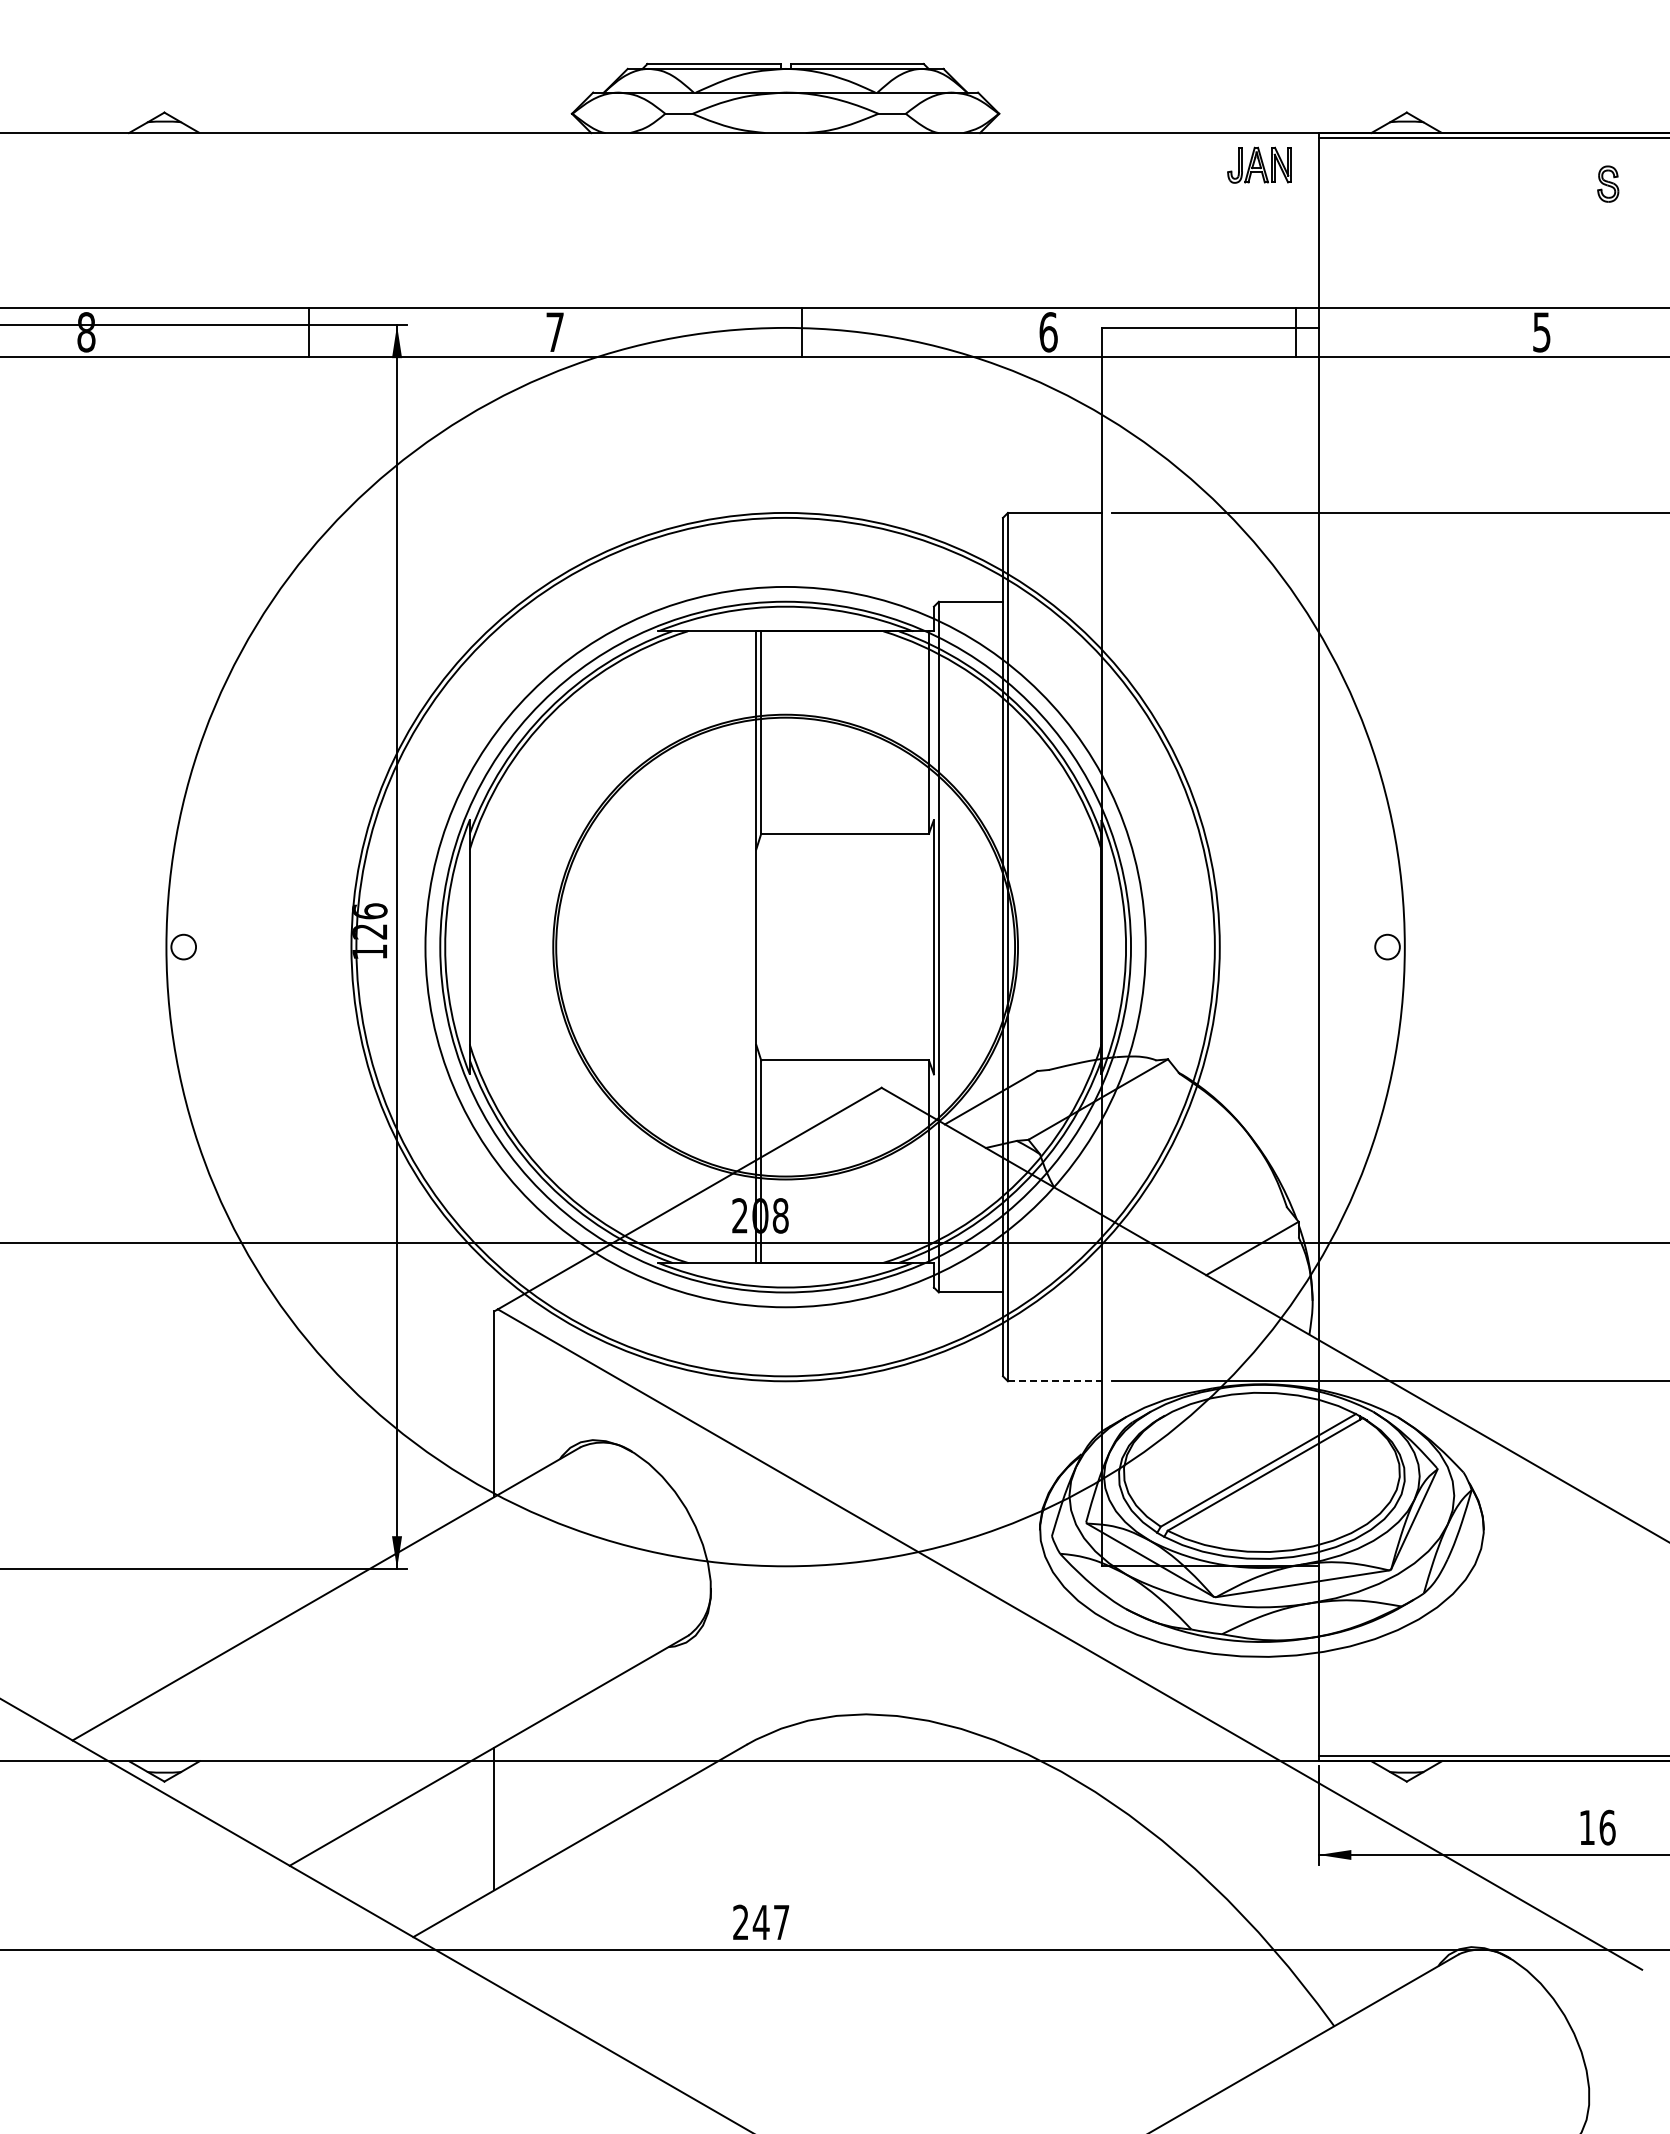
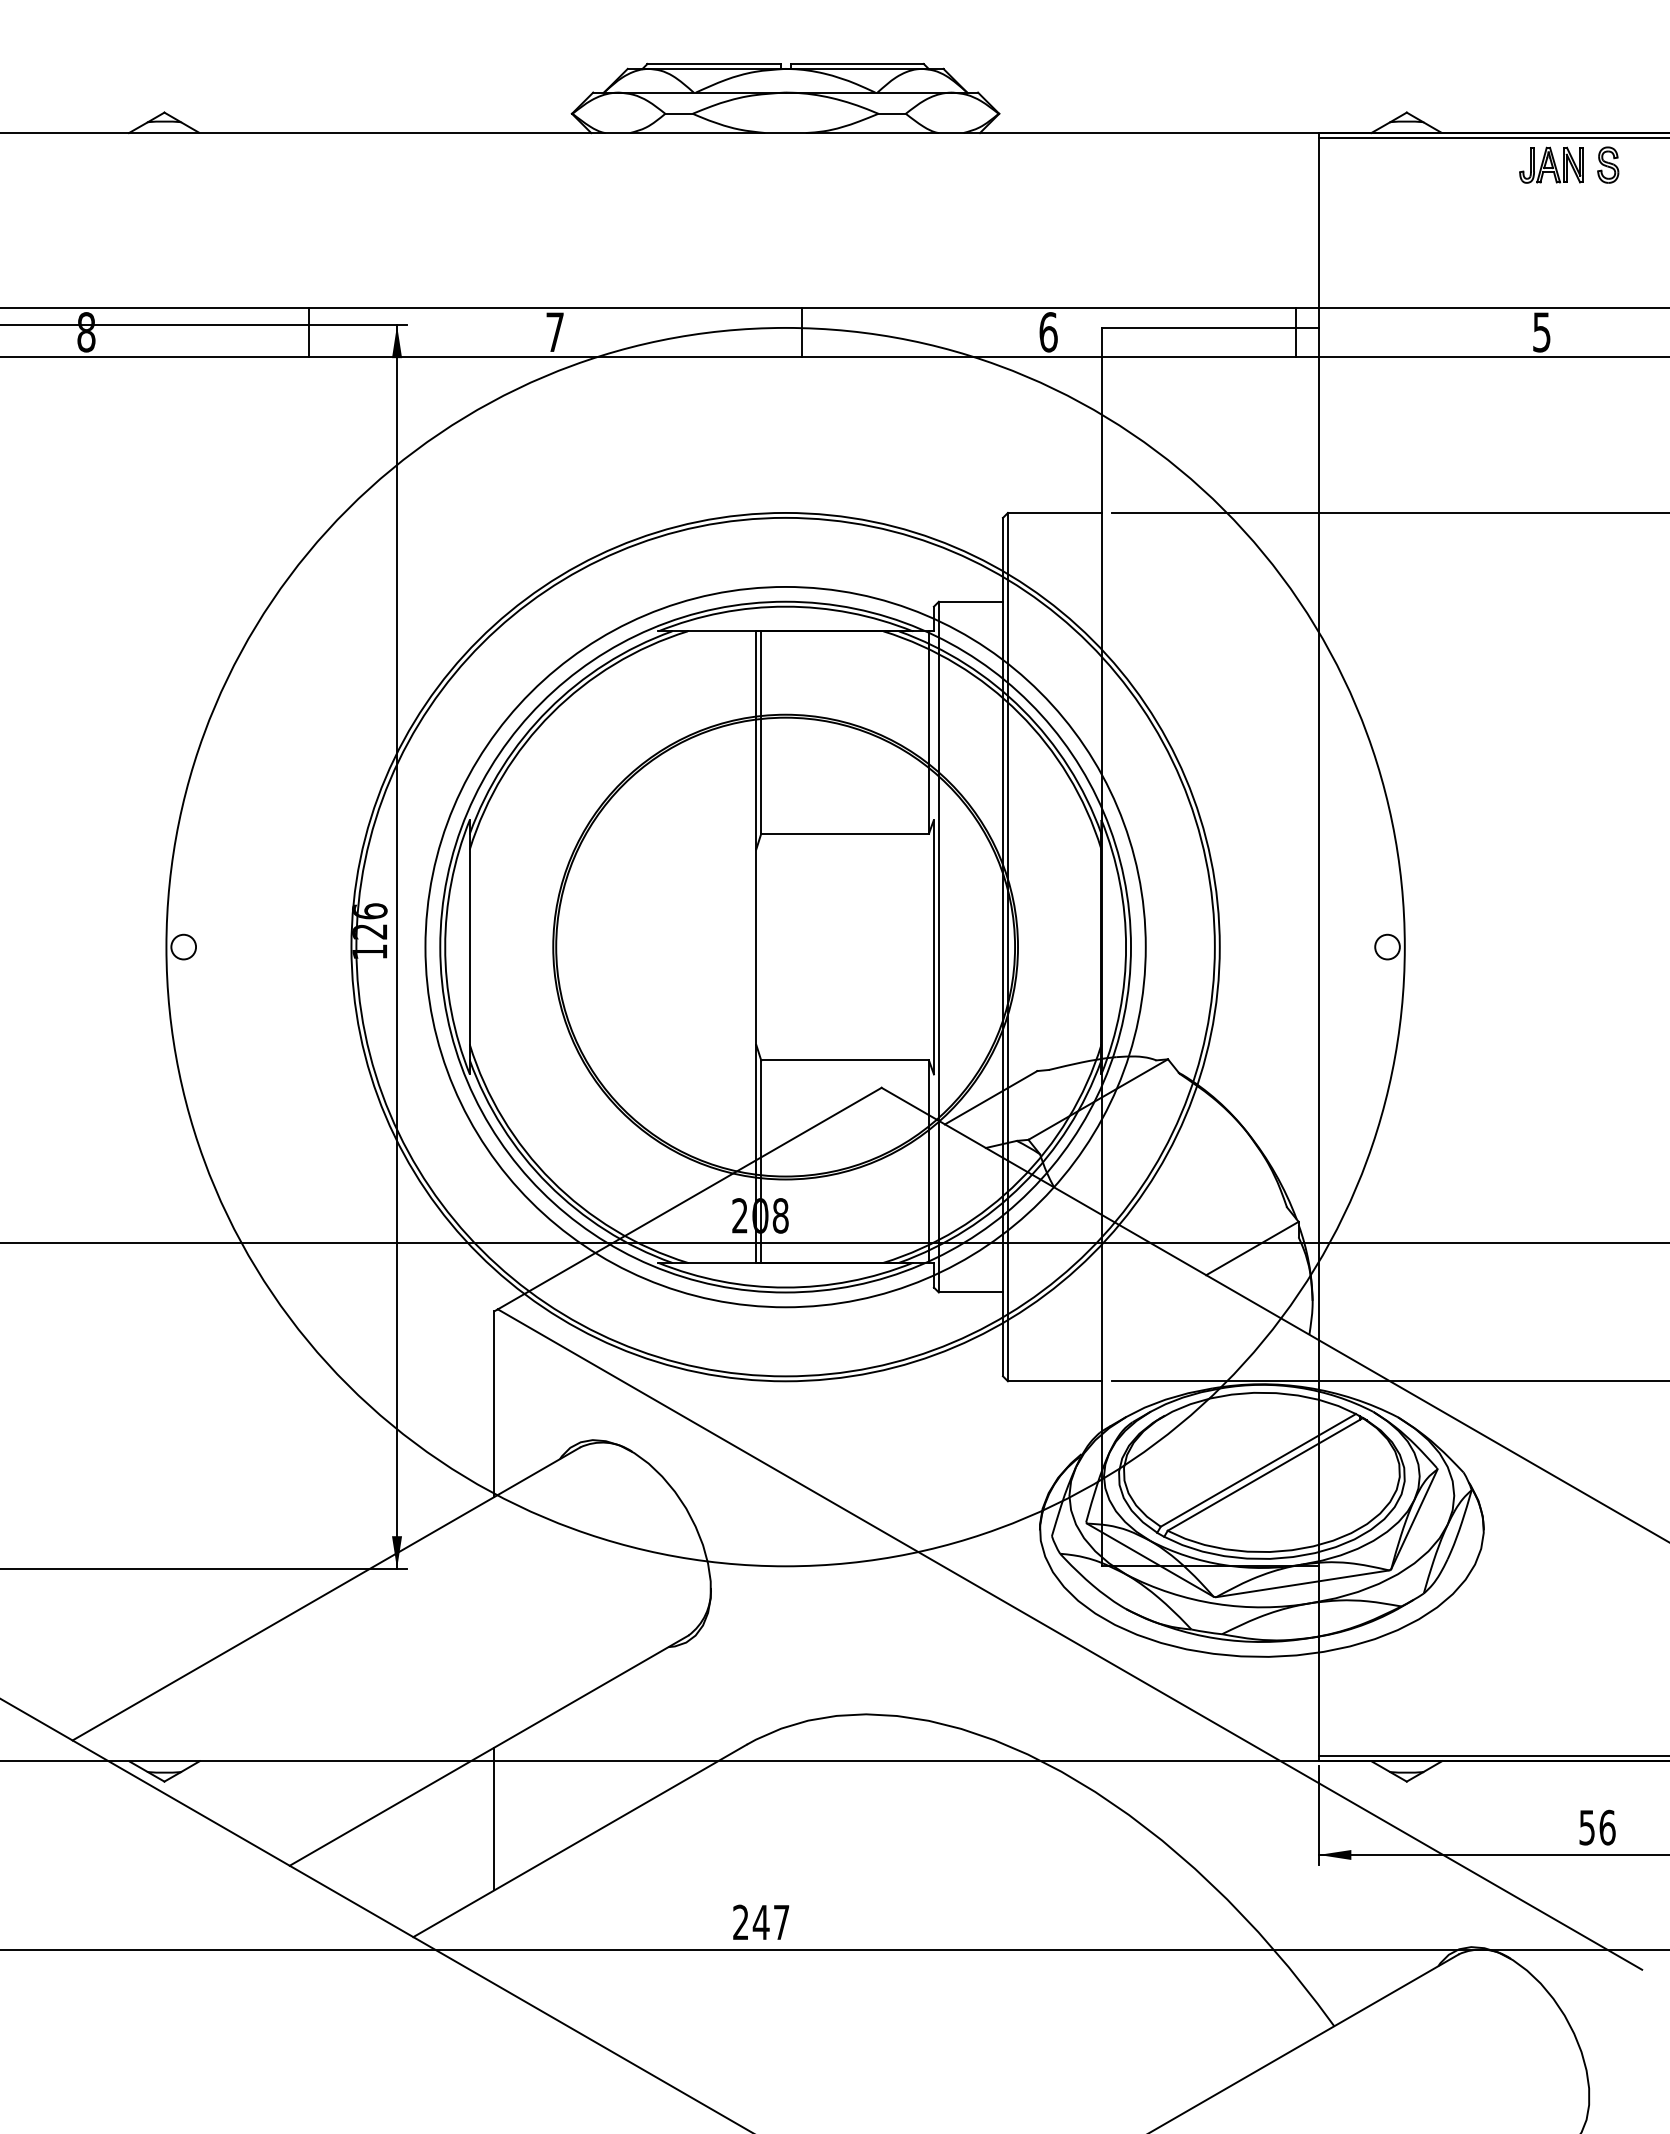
part position: (1259, 164) -> (1551, 164) (1551, 164)
part position: (1608, 183) -> (1608, 164) (1608, 164)
line: dashed -> solid (1054, 1381)
text: 16 -> 56 (1586, 1827)
